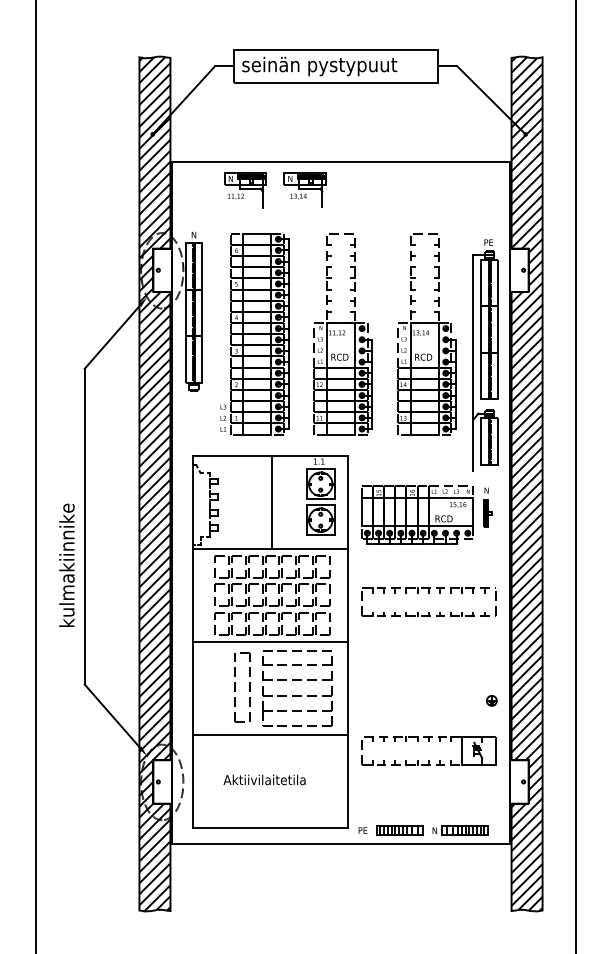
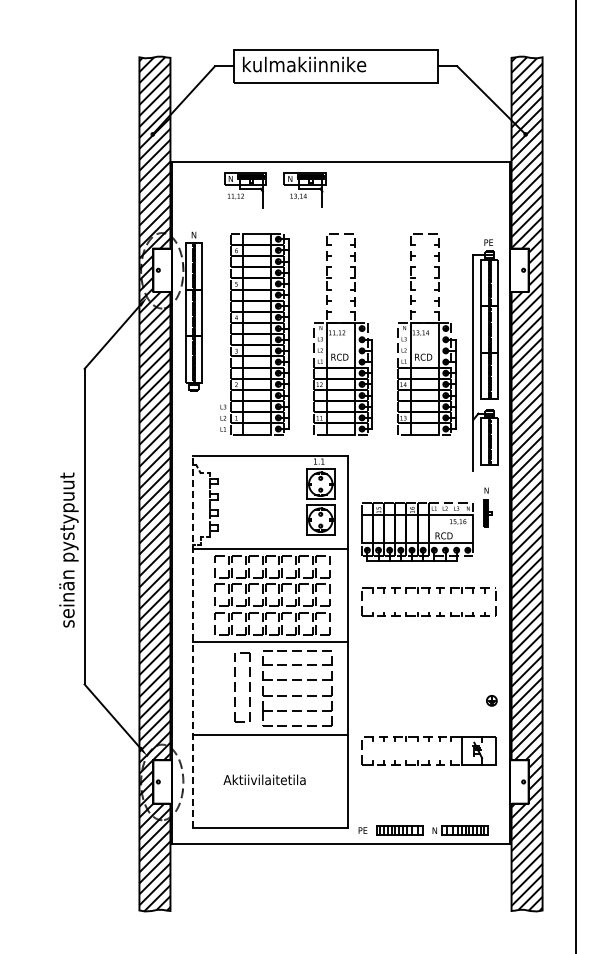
text: seinän pystypuut -> kulmakiinnike (319, 66)
line: present -> none (35, 476)
line: present -> none (271, 501)
part position: (417, 514) -> (417, 531) (417, 531)
text: kulmakiinnike -> seinän pystypuut (68, 549)
line: solid -> dashed (193, 641)
